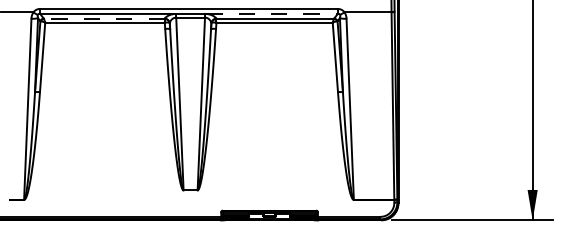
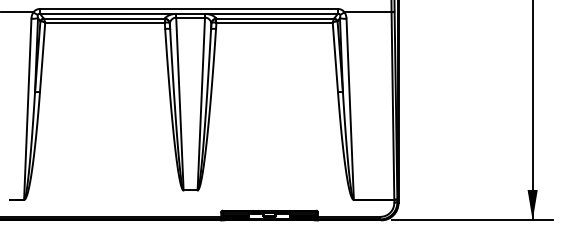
line: dashed -> solid (272, 14)
line: dashed -> solid (103, 18)
